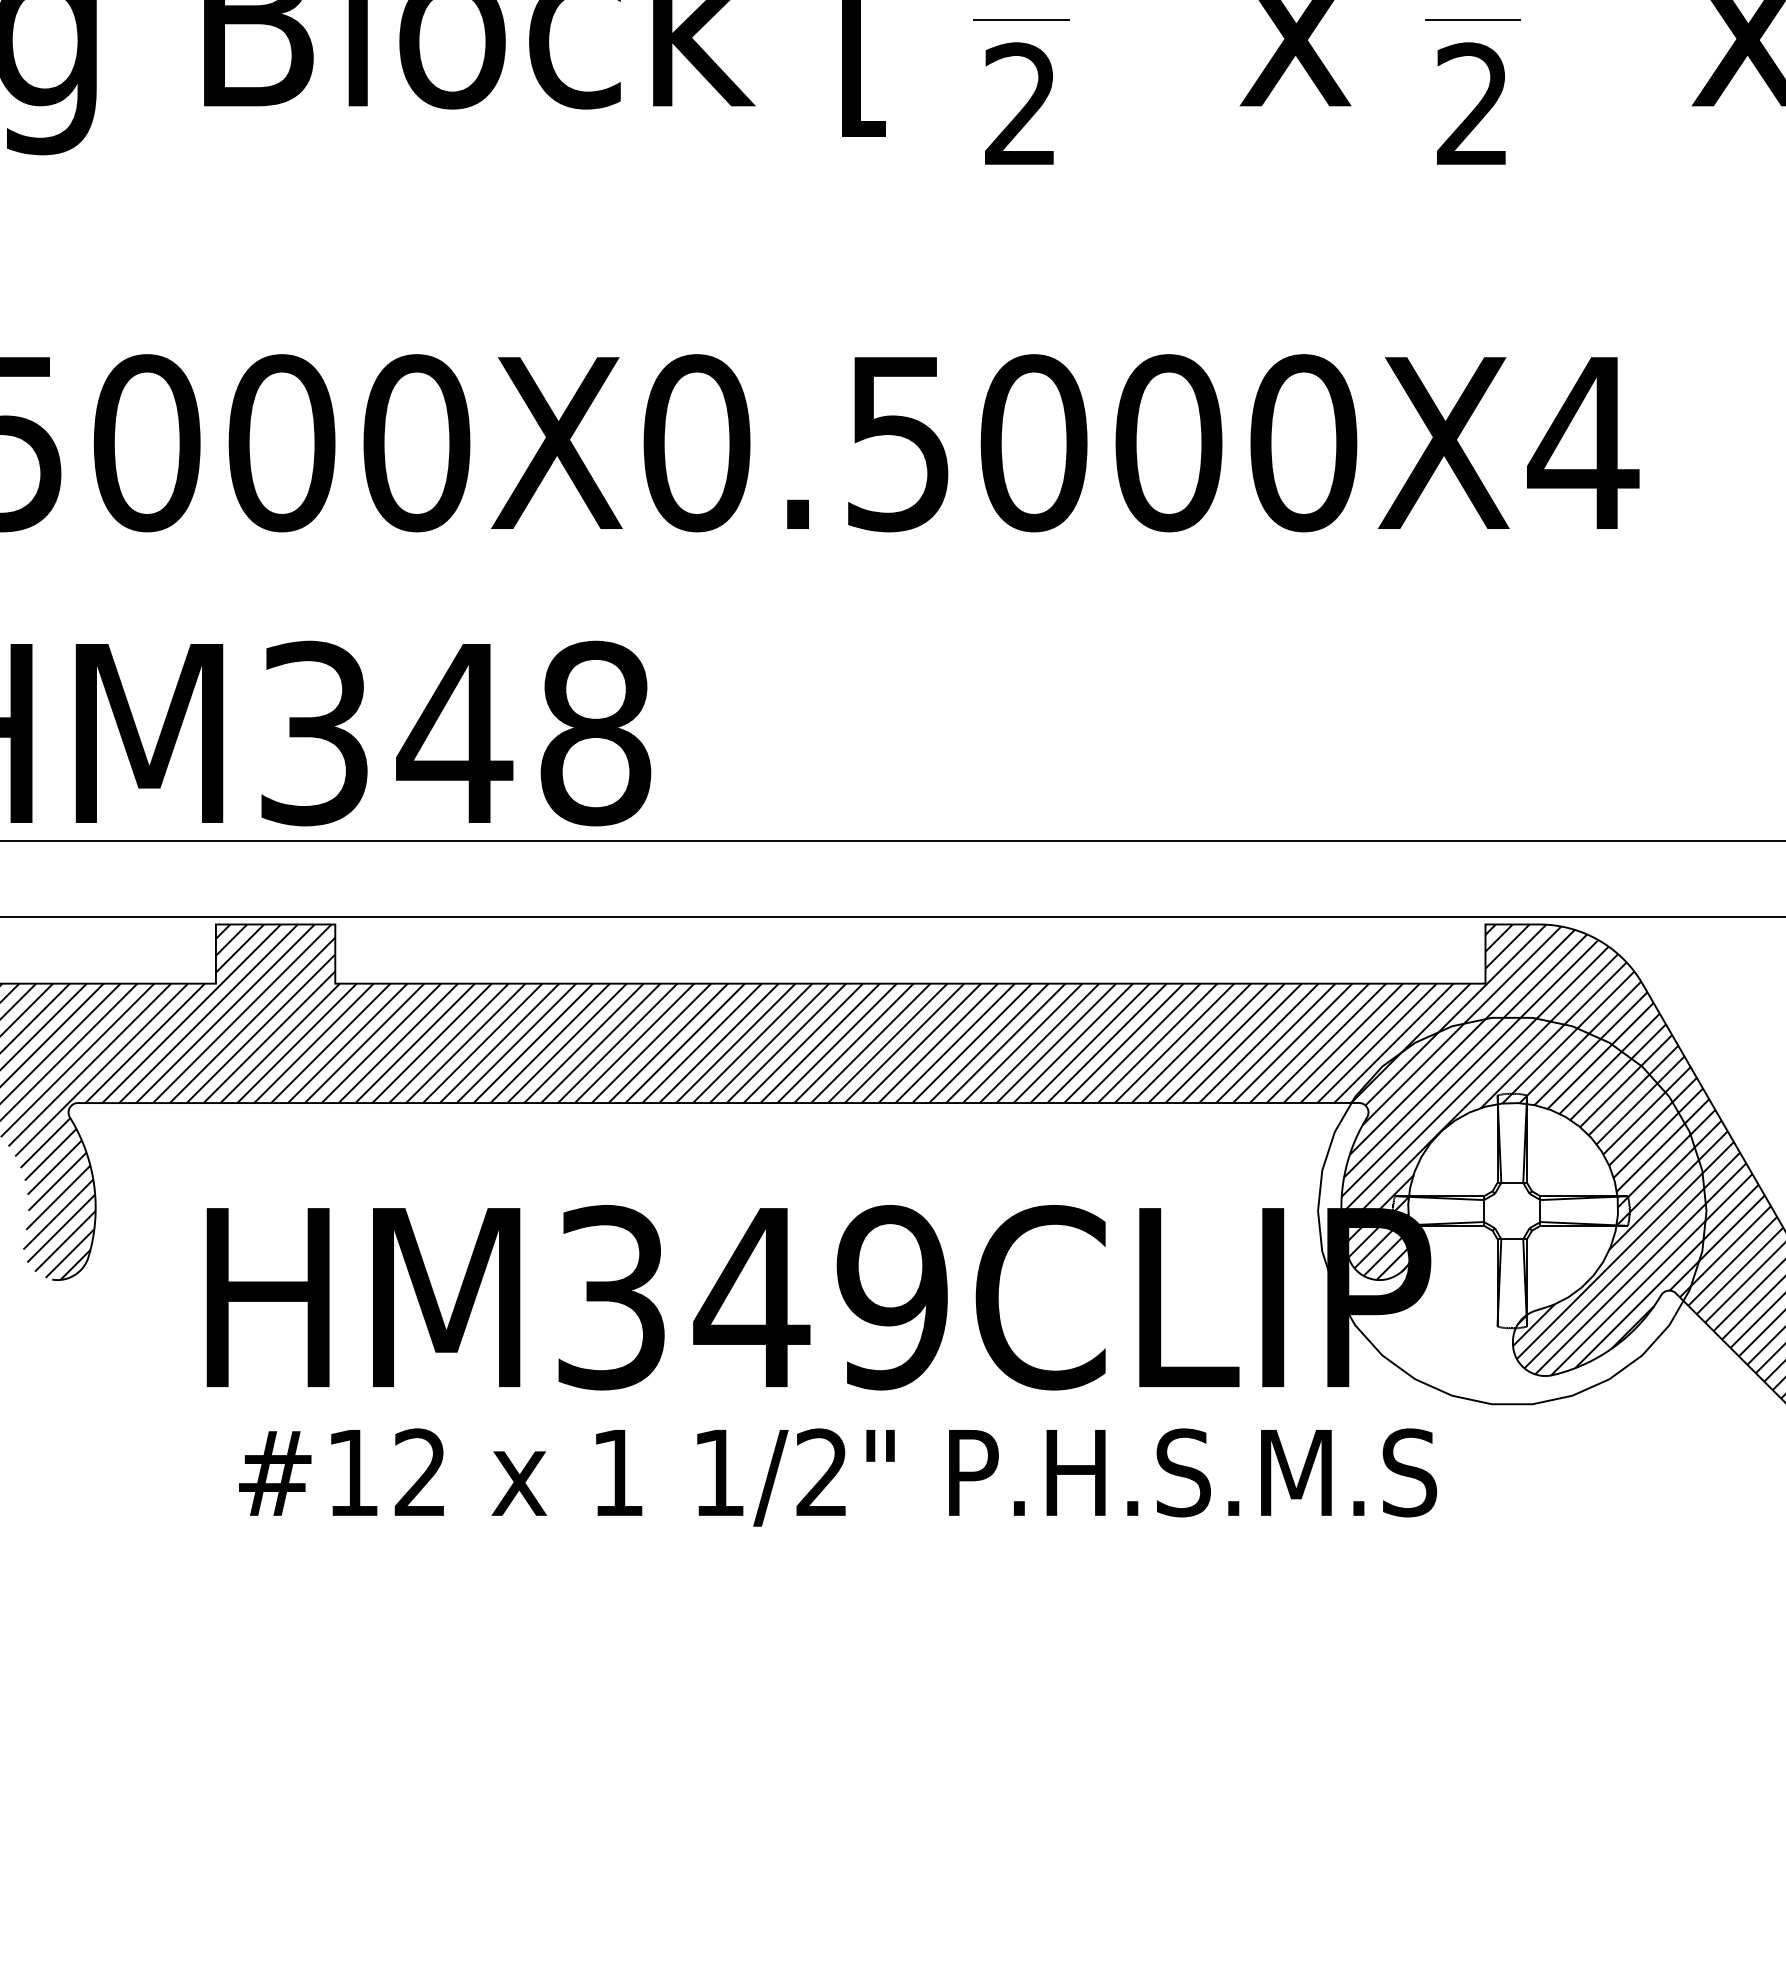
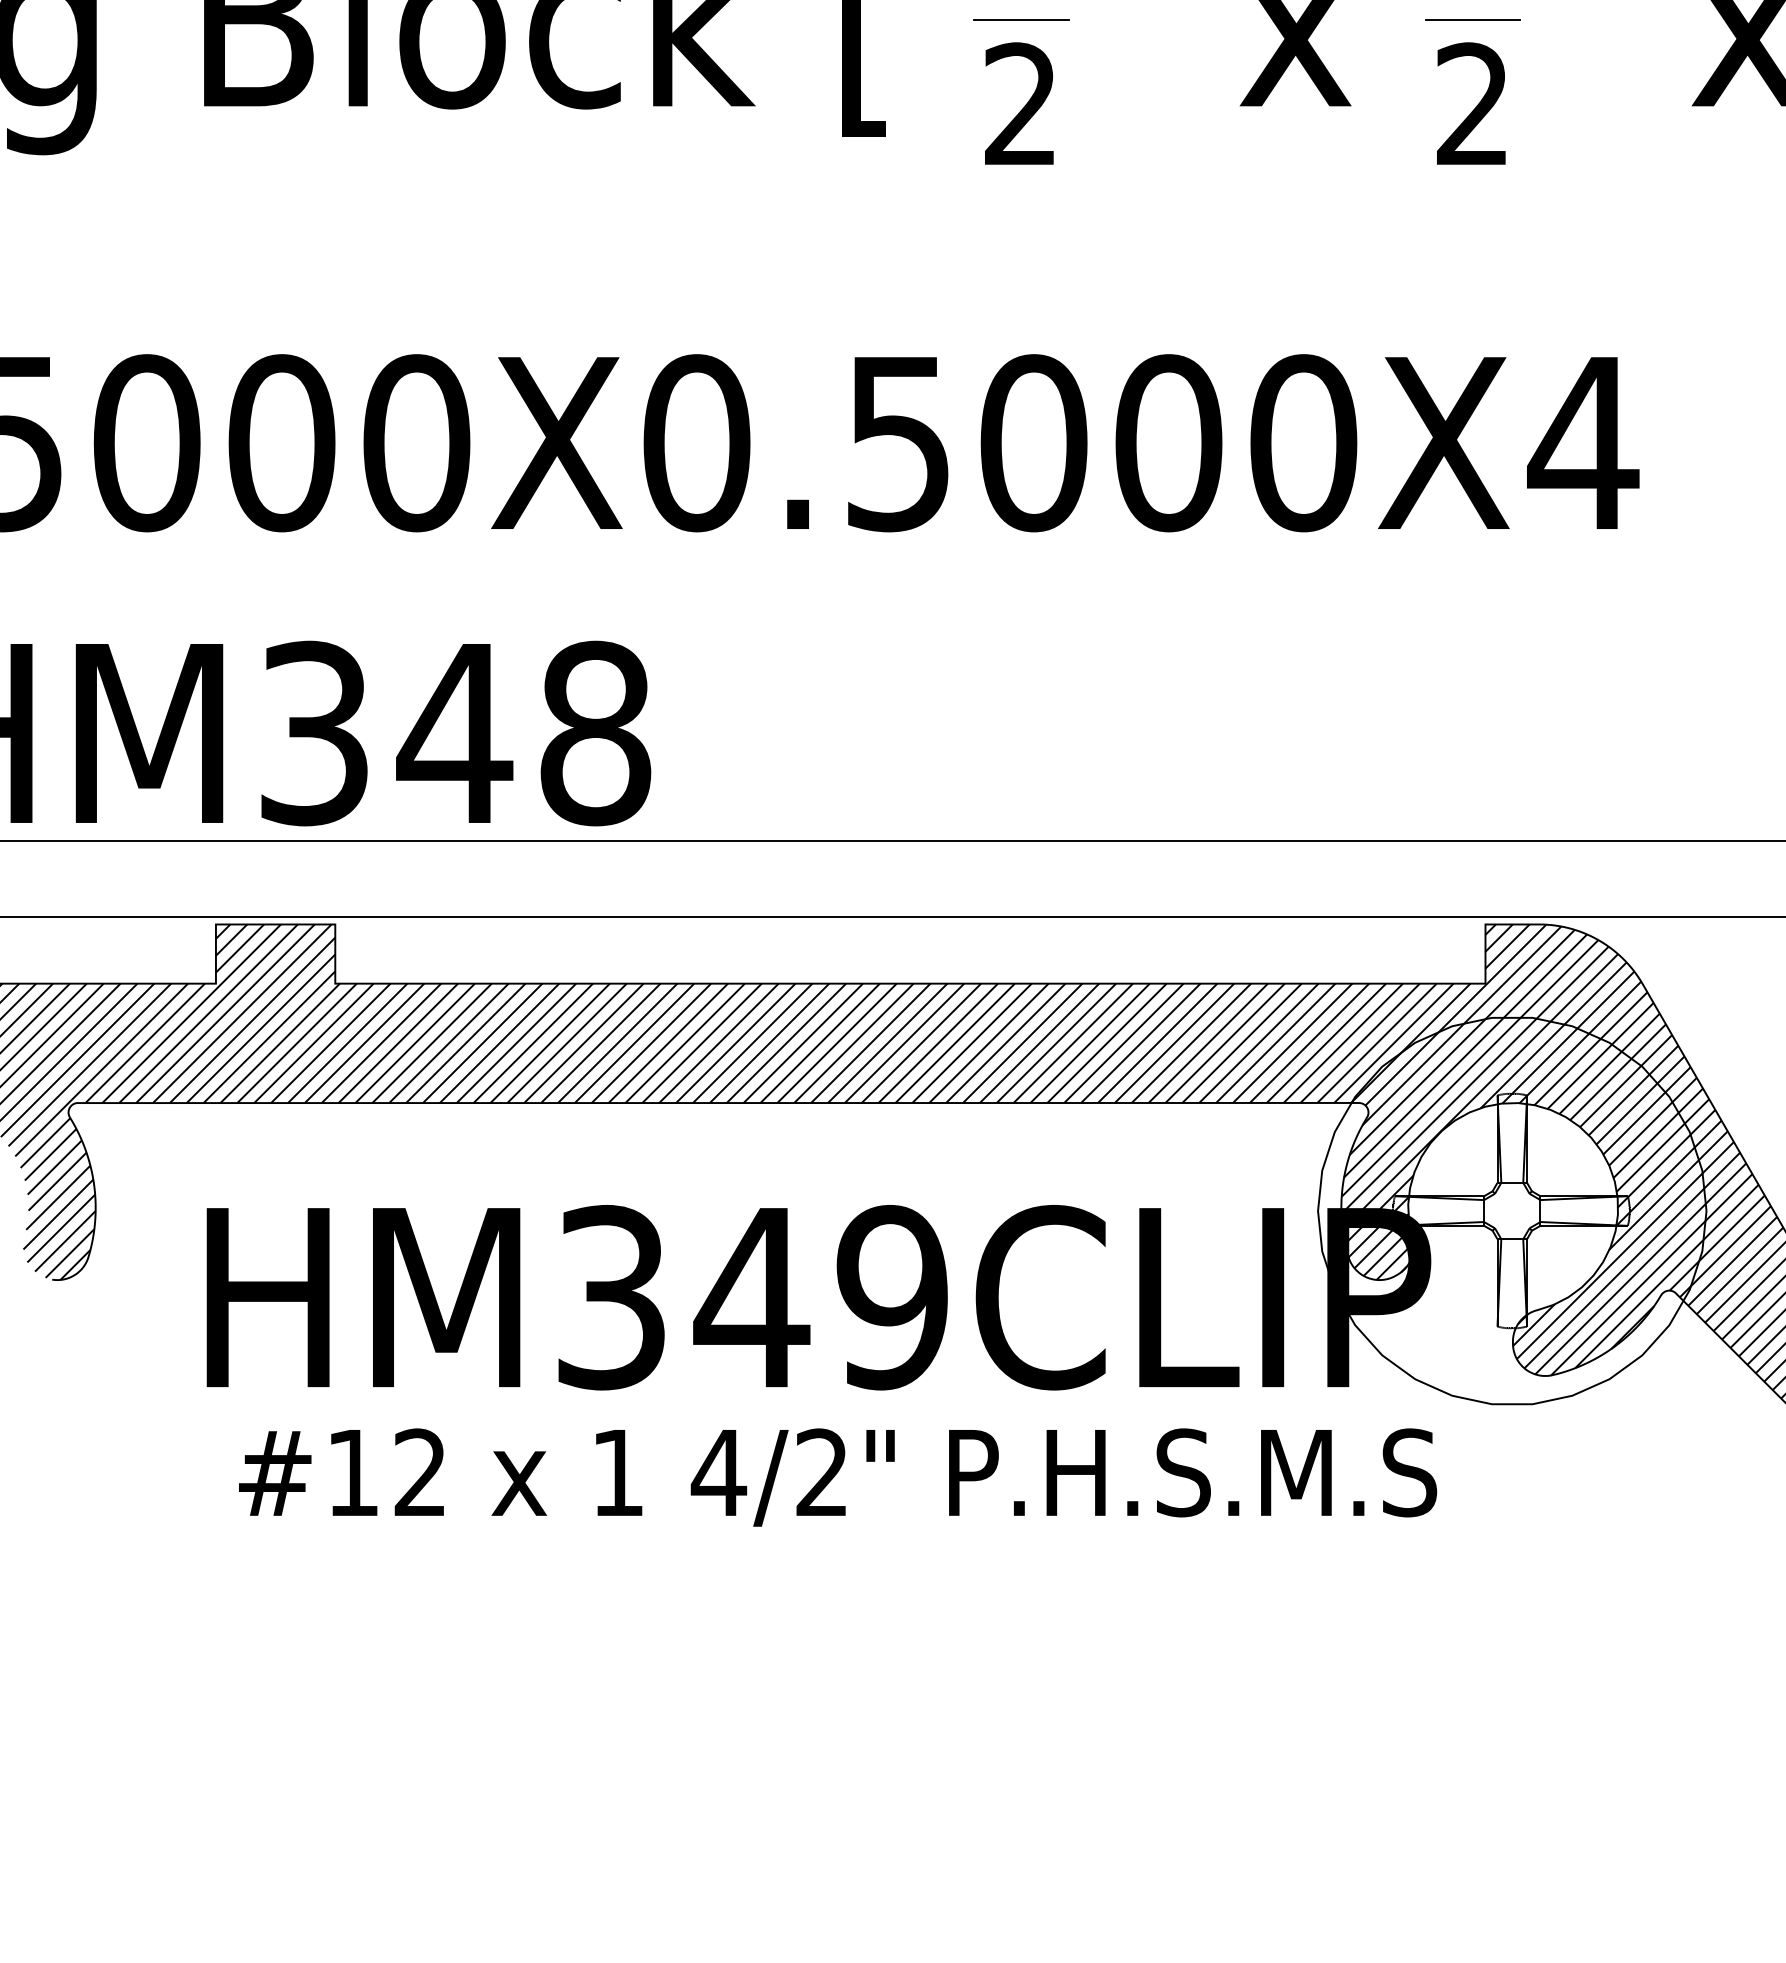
text: 1/2" -> 4/2" (718, 1472)
